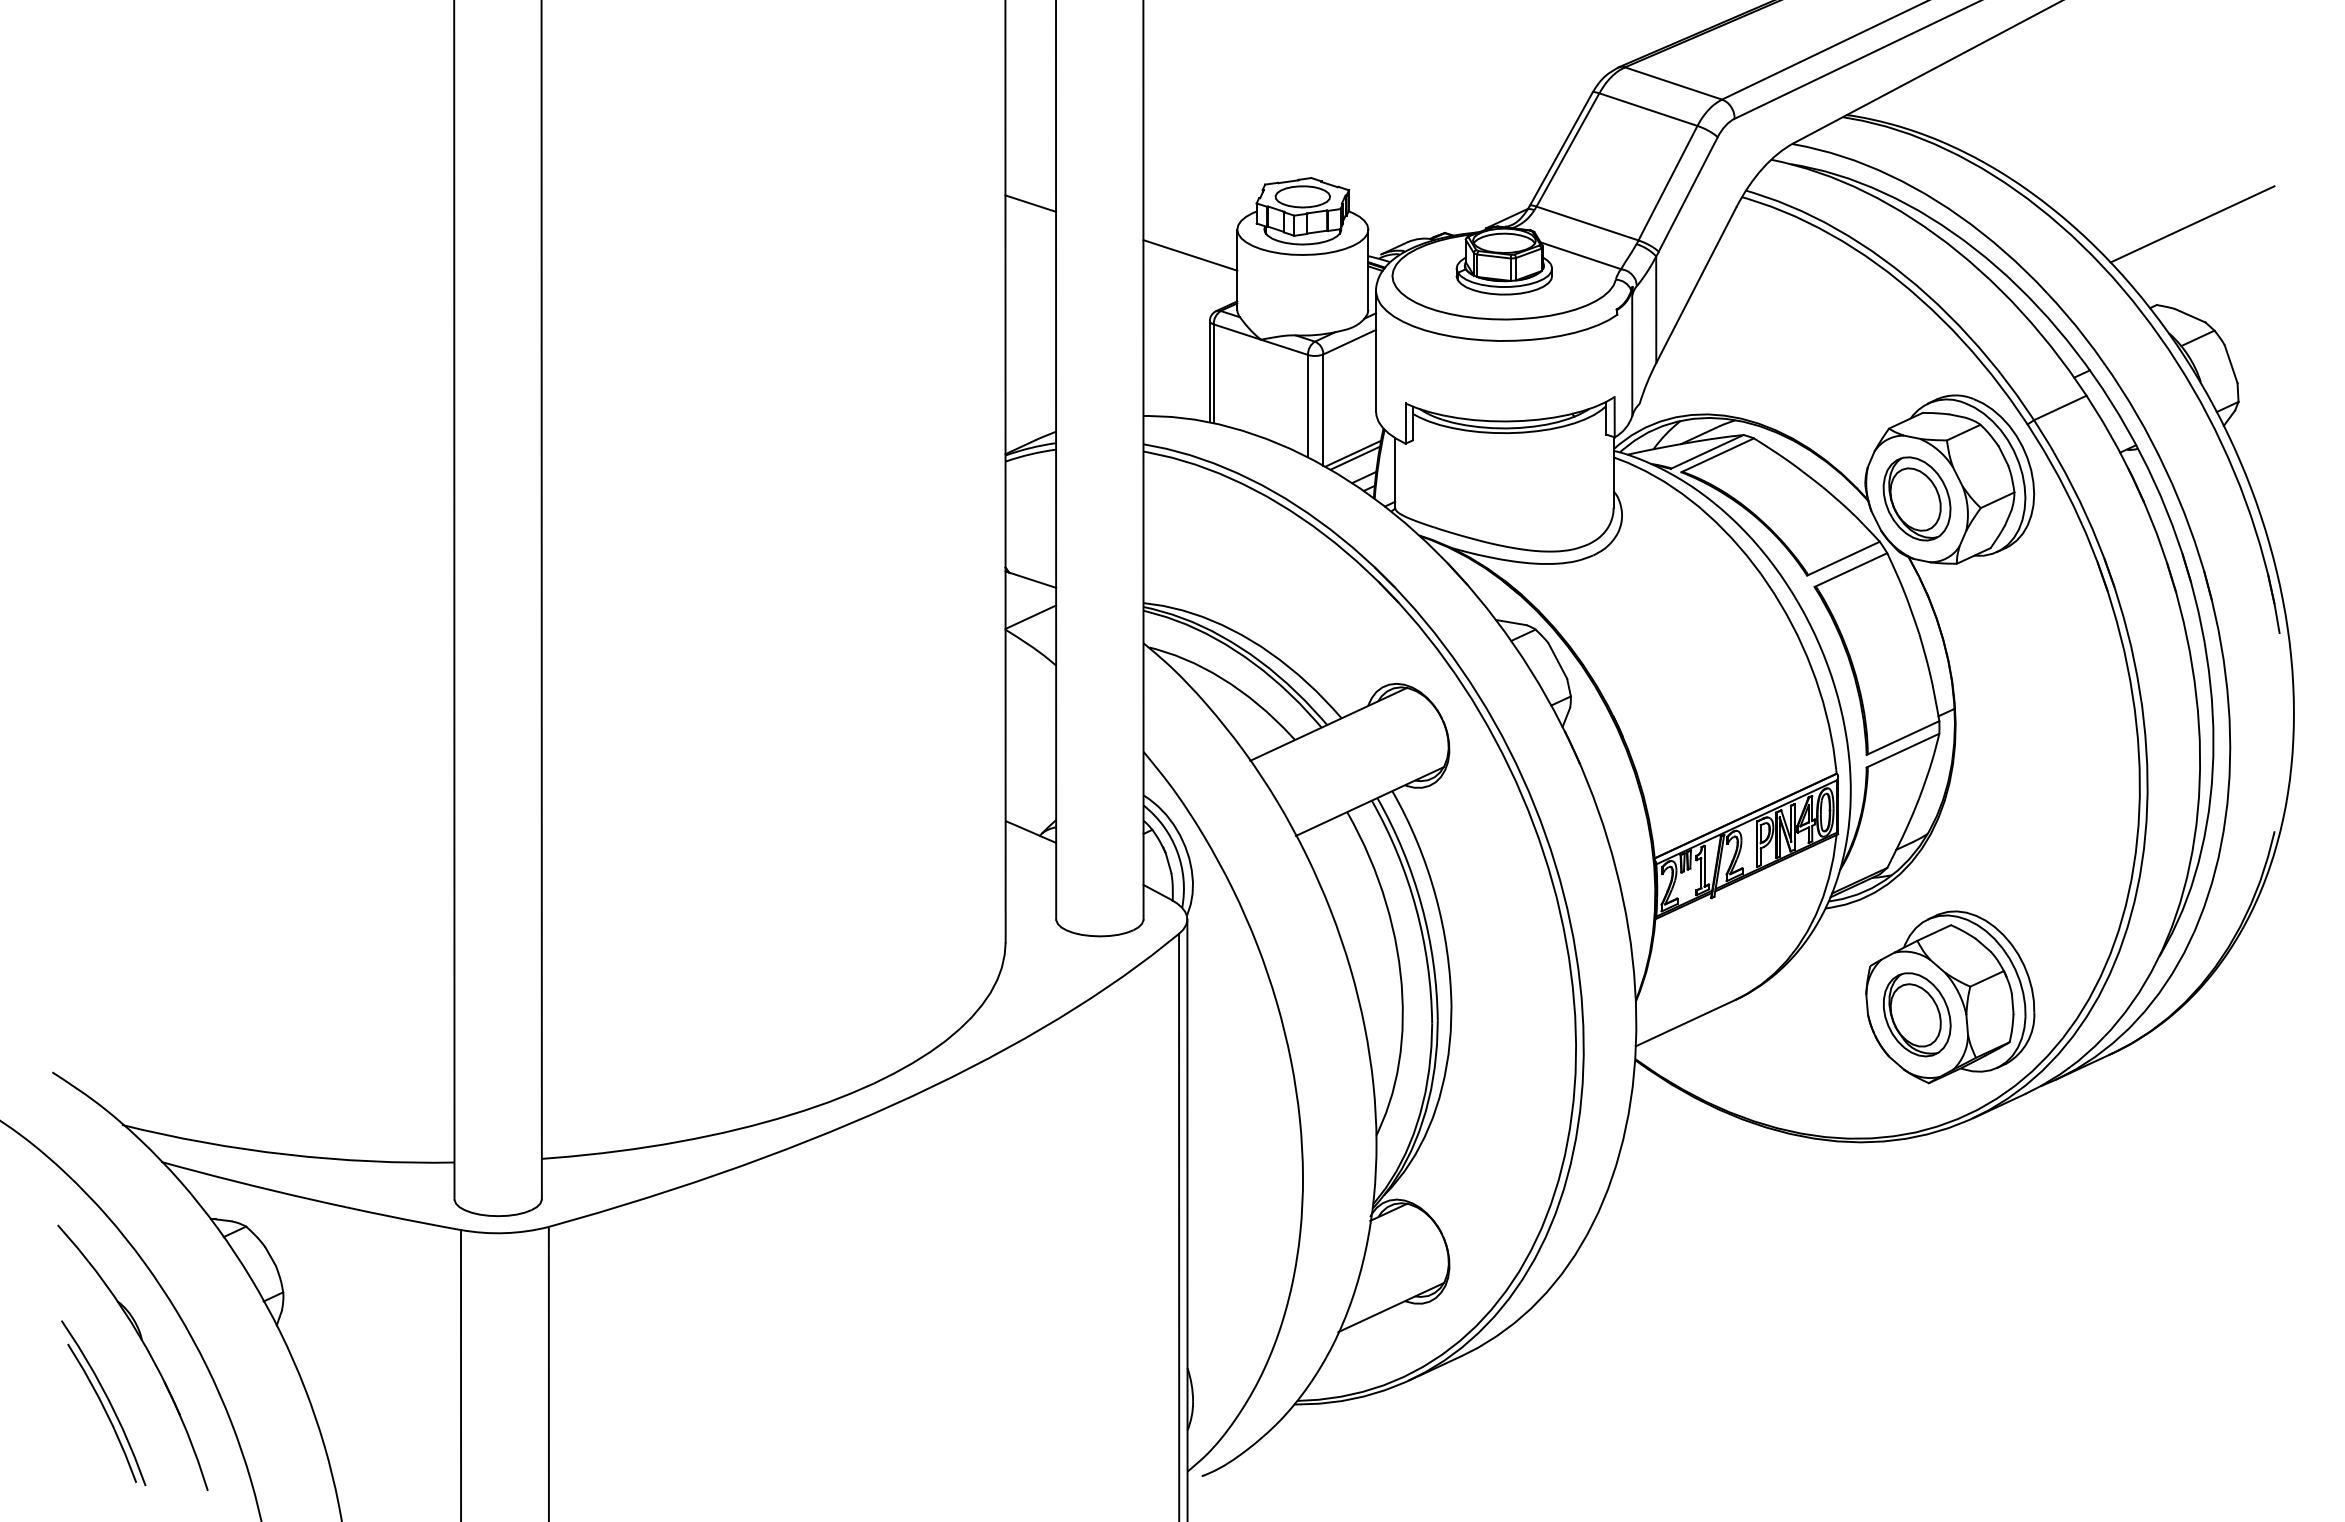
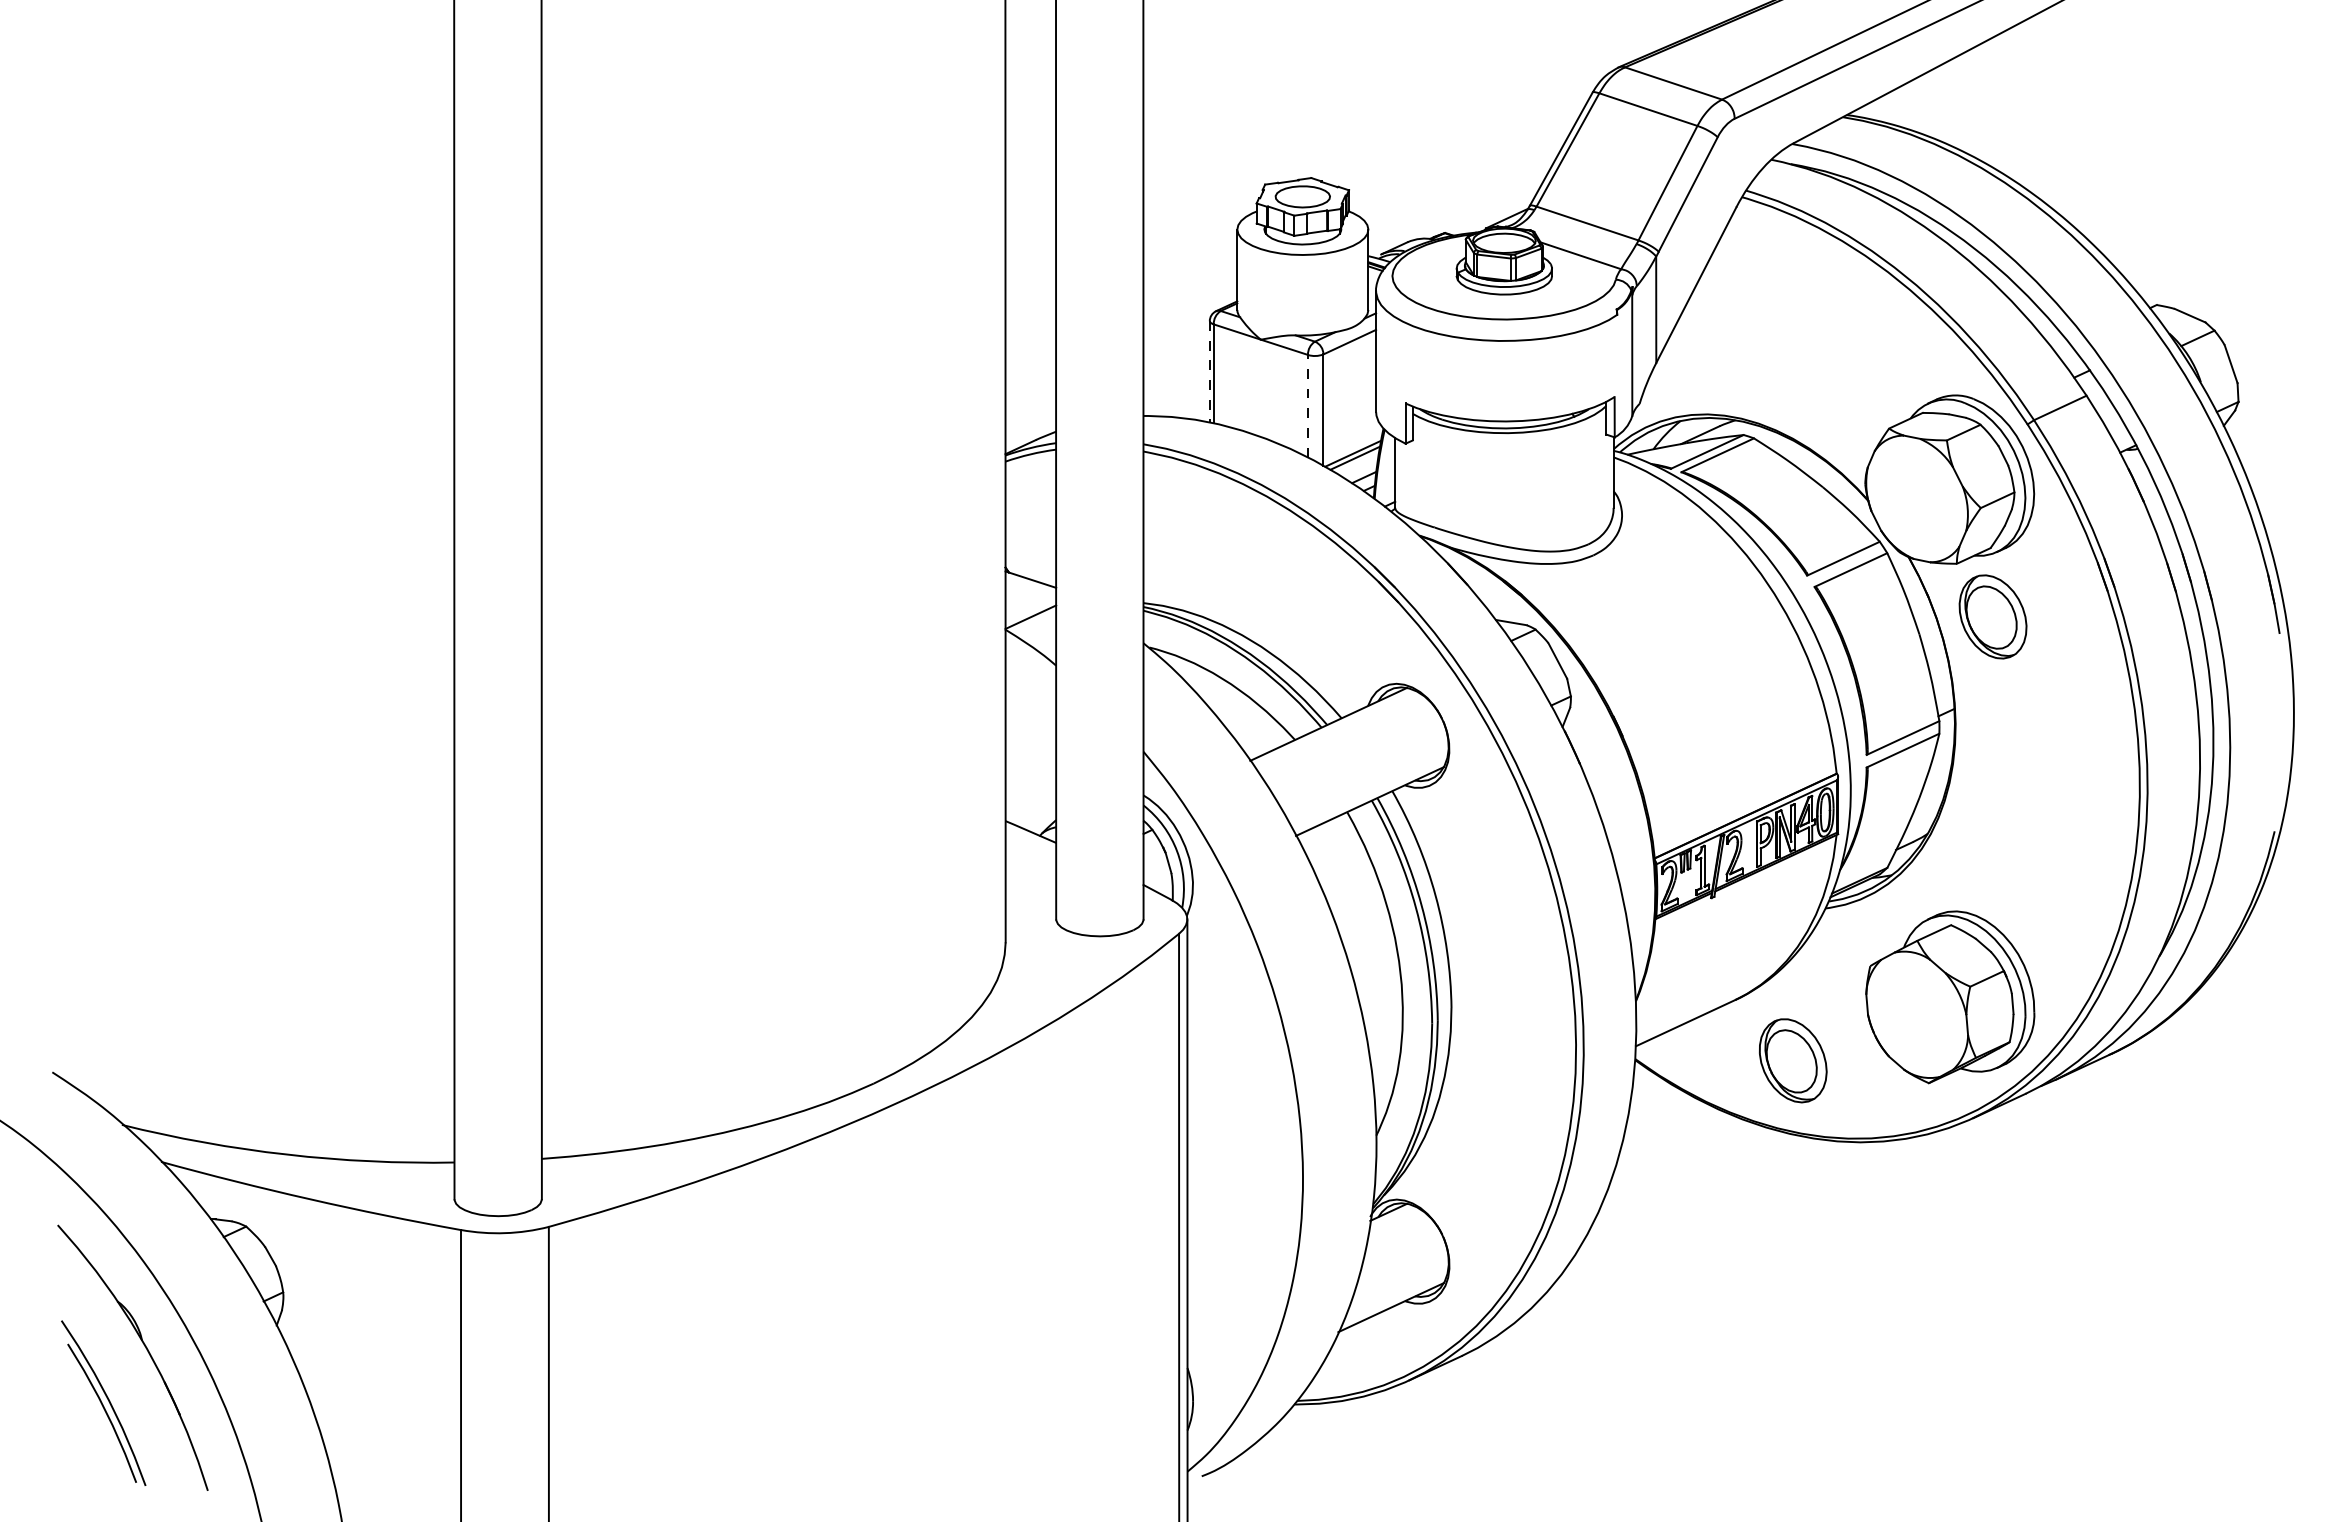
line: present -> none (1030, 203)
line: present -> none (2192, 224)
line: present -> none (1190, 255)
line: solid -> dashed (1209, 371)
line: solid -> dashed (1307, 405)
part position: (1916, 498) -> (1992, 616) (1992, 616)
part position: (1917, 1014) -> (1793, 1060) (1793, 1060)
